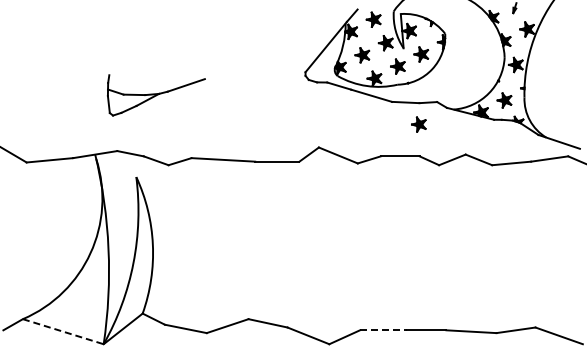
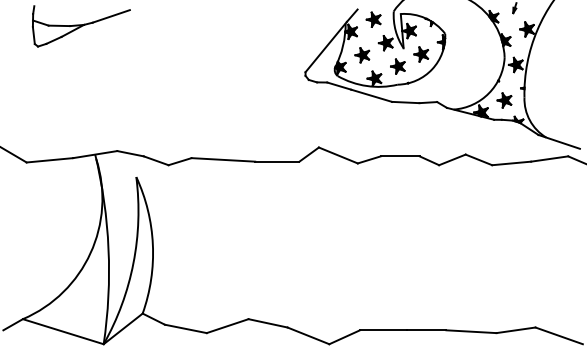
part position: (156, 95) -> (81, 26) (81, 26)
part: present -> none (418, 124)
line: dashed -> solid (383, 330)
line: dashed -> solid (63, 331)
